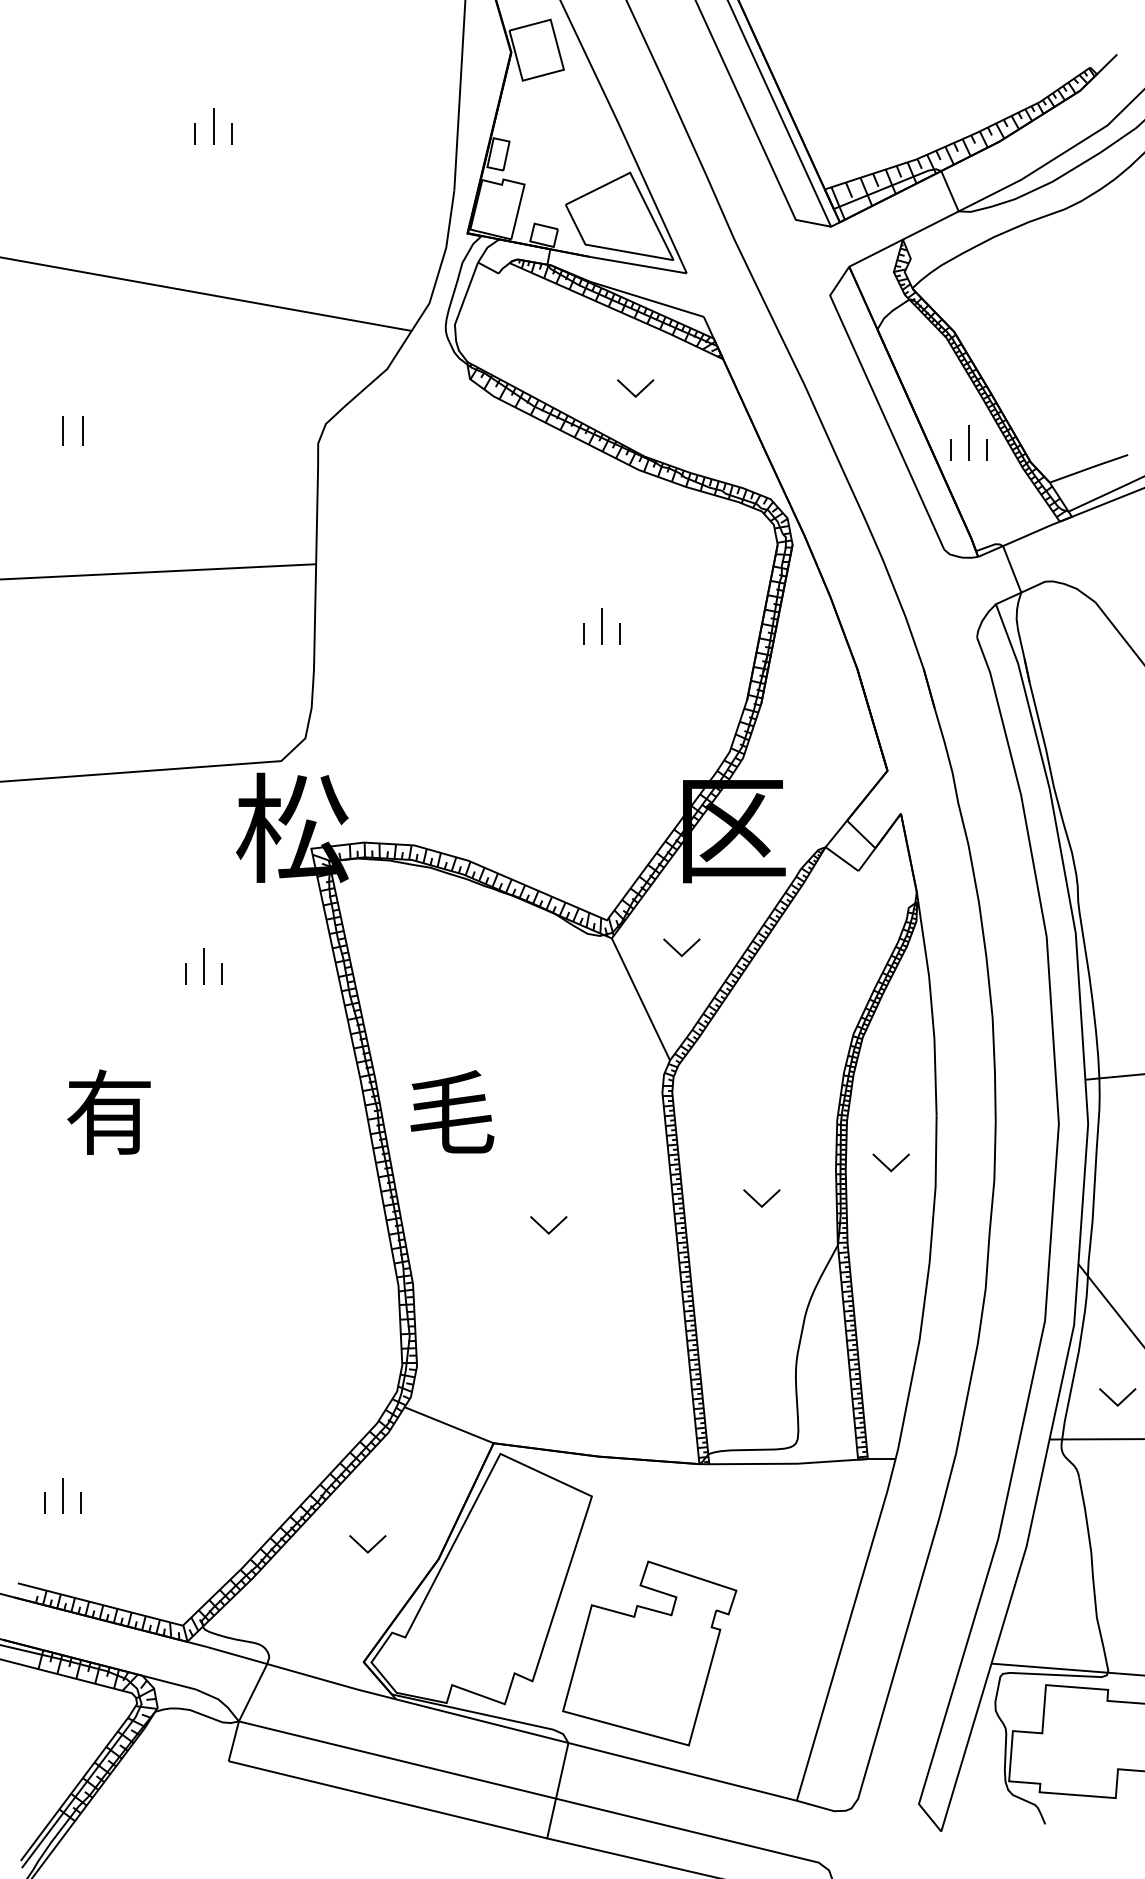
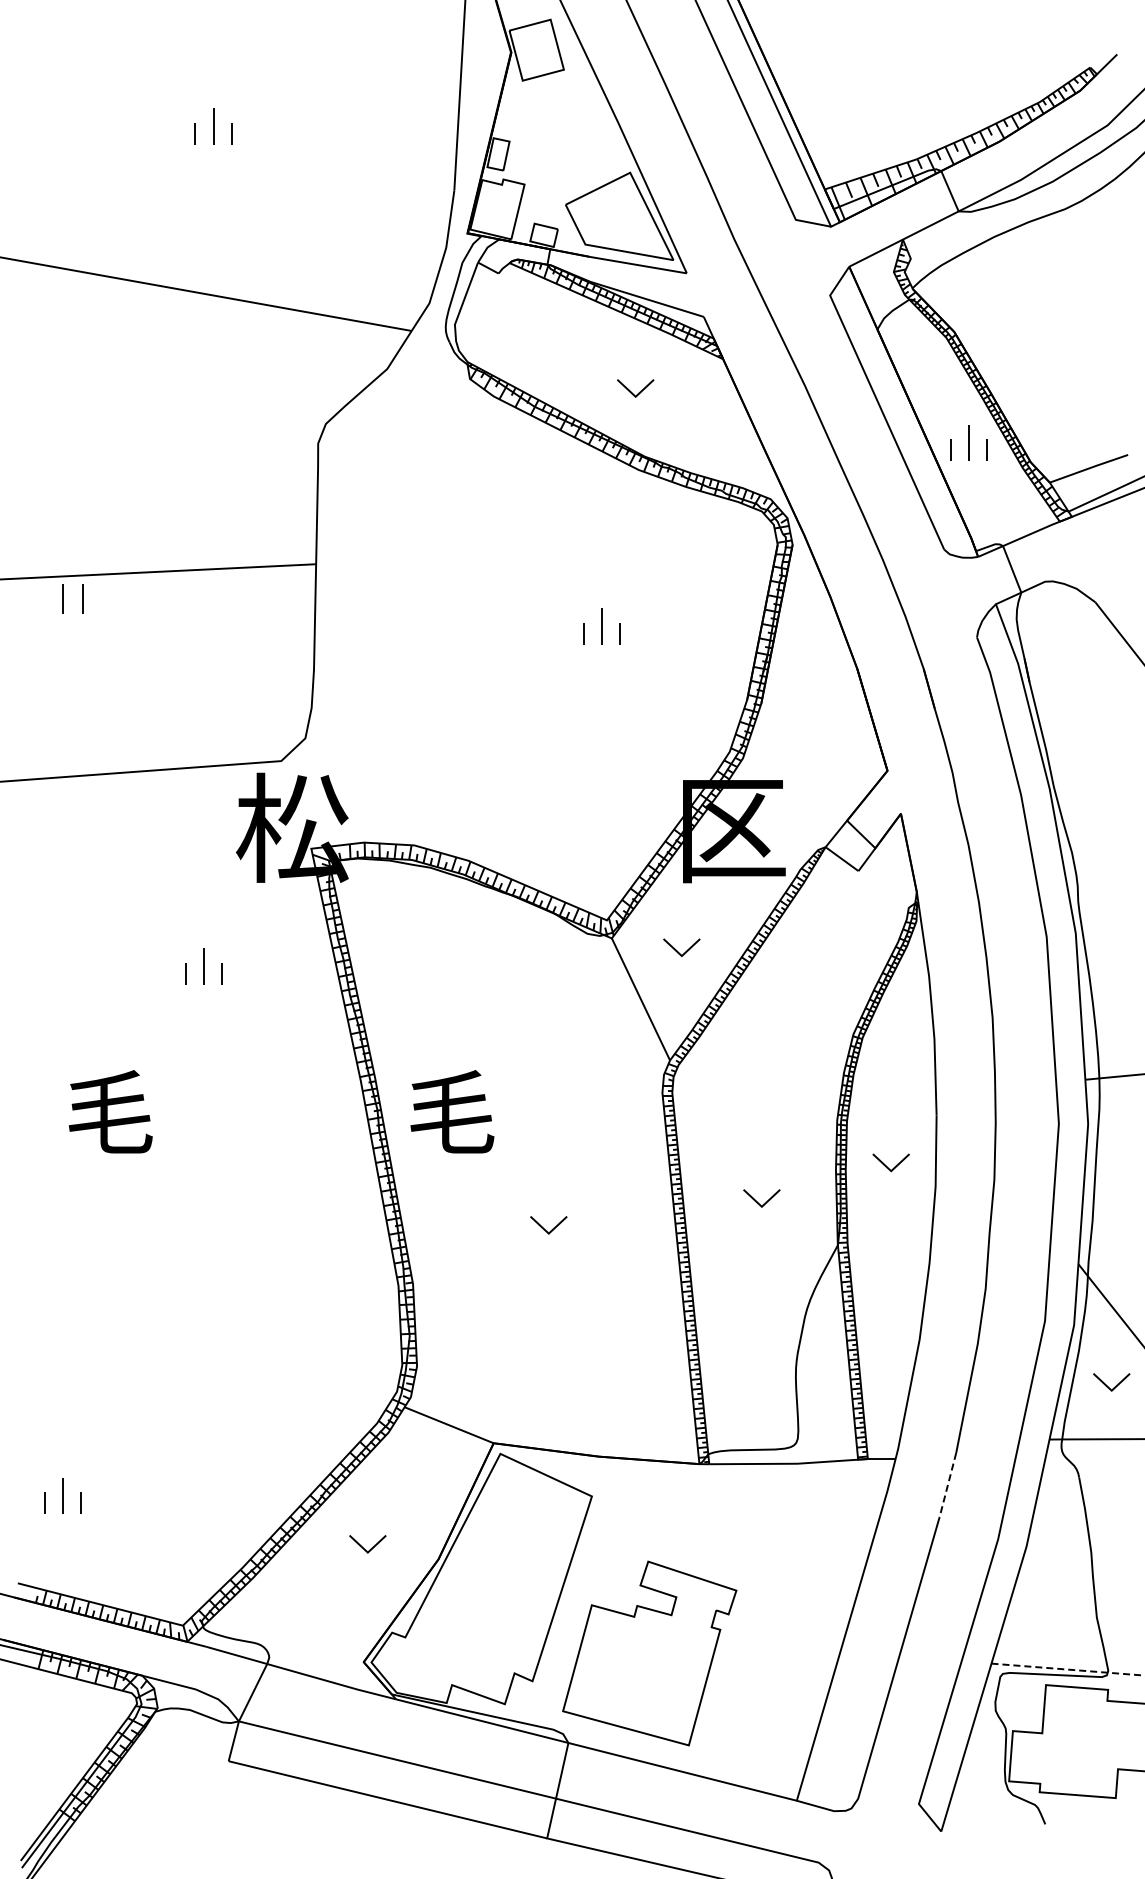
part position: (63, 430) -> (63, 598) (63, 598)
text: 有 -> 毛 (109, 1111)
part position: (1117, 1397) -> (1111, 1382) (1111, 1382)
line: solid -> dashed (947, 1485)
line: solid -> dashed (1068, 1669)
